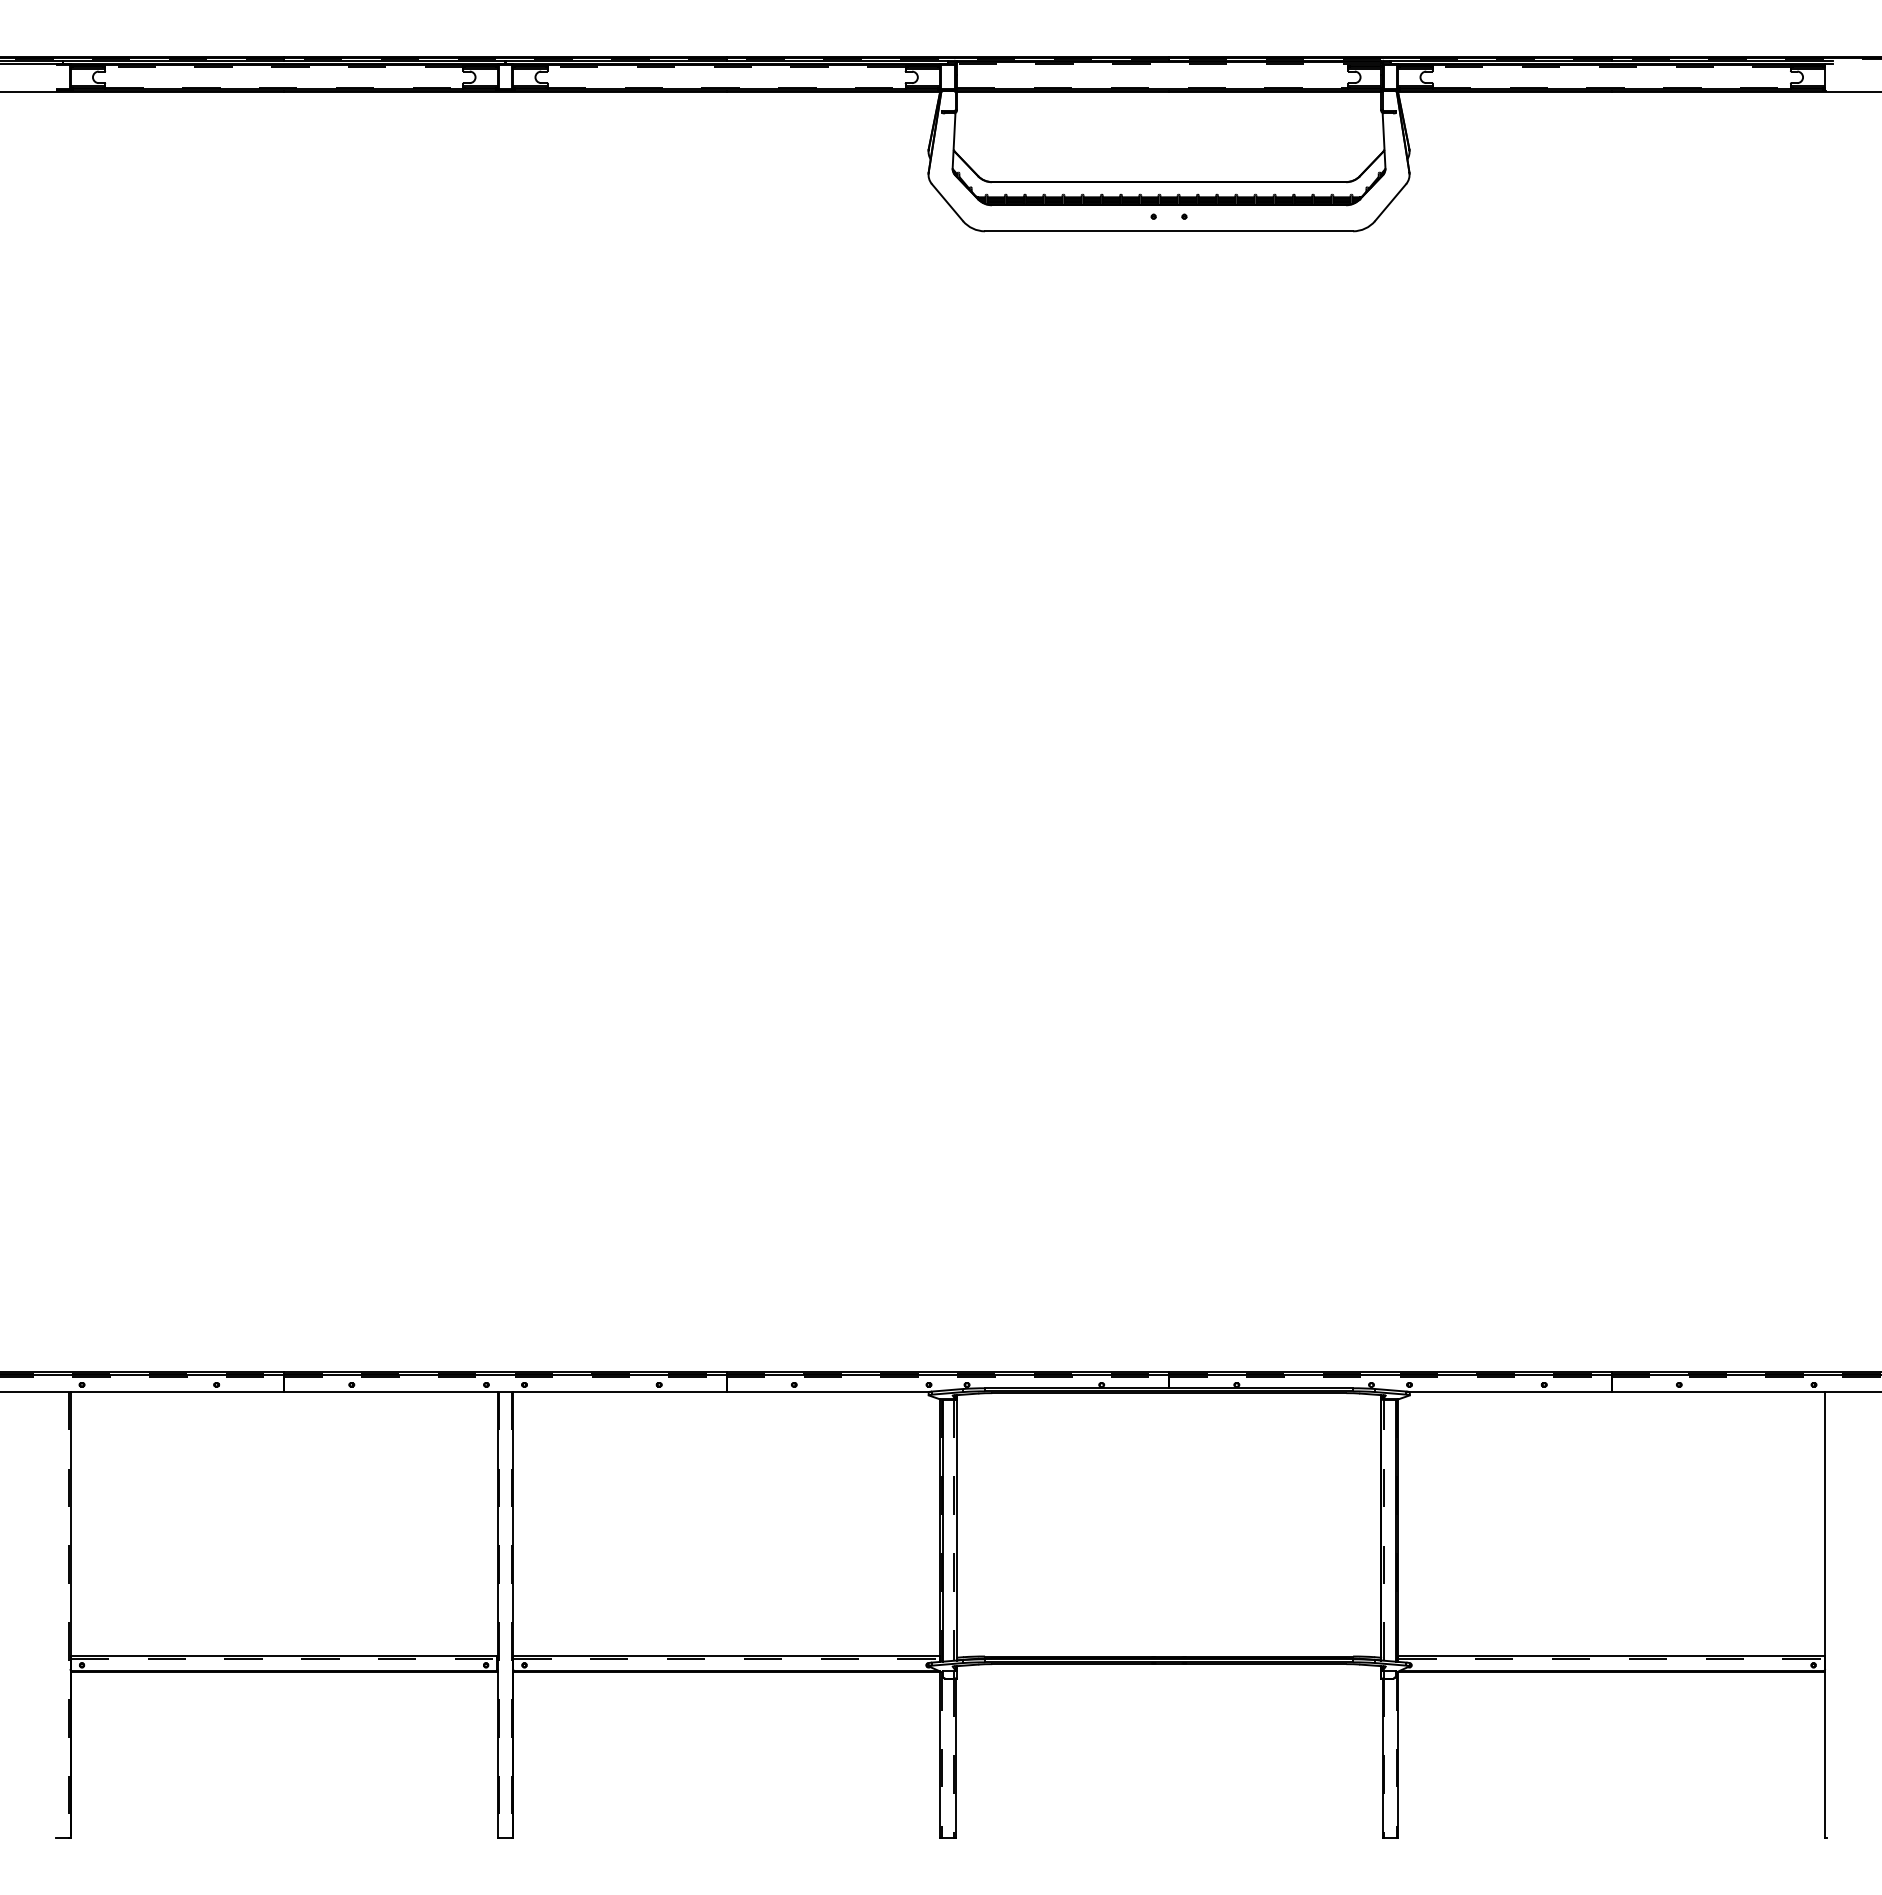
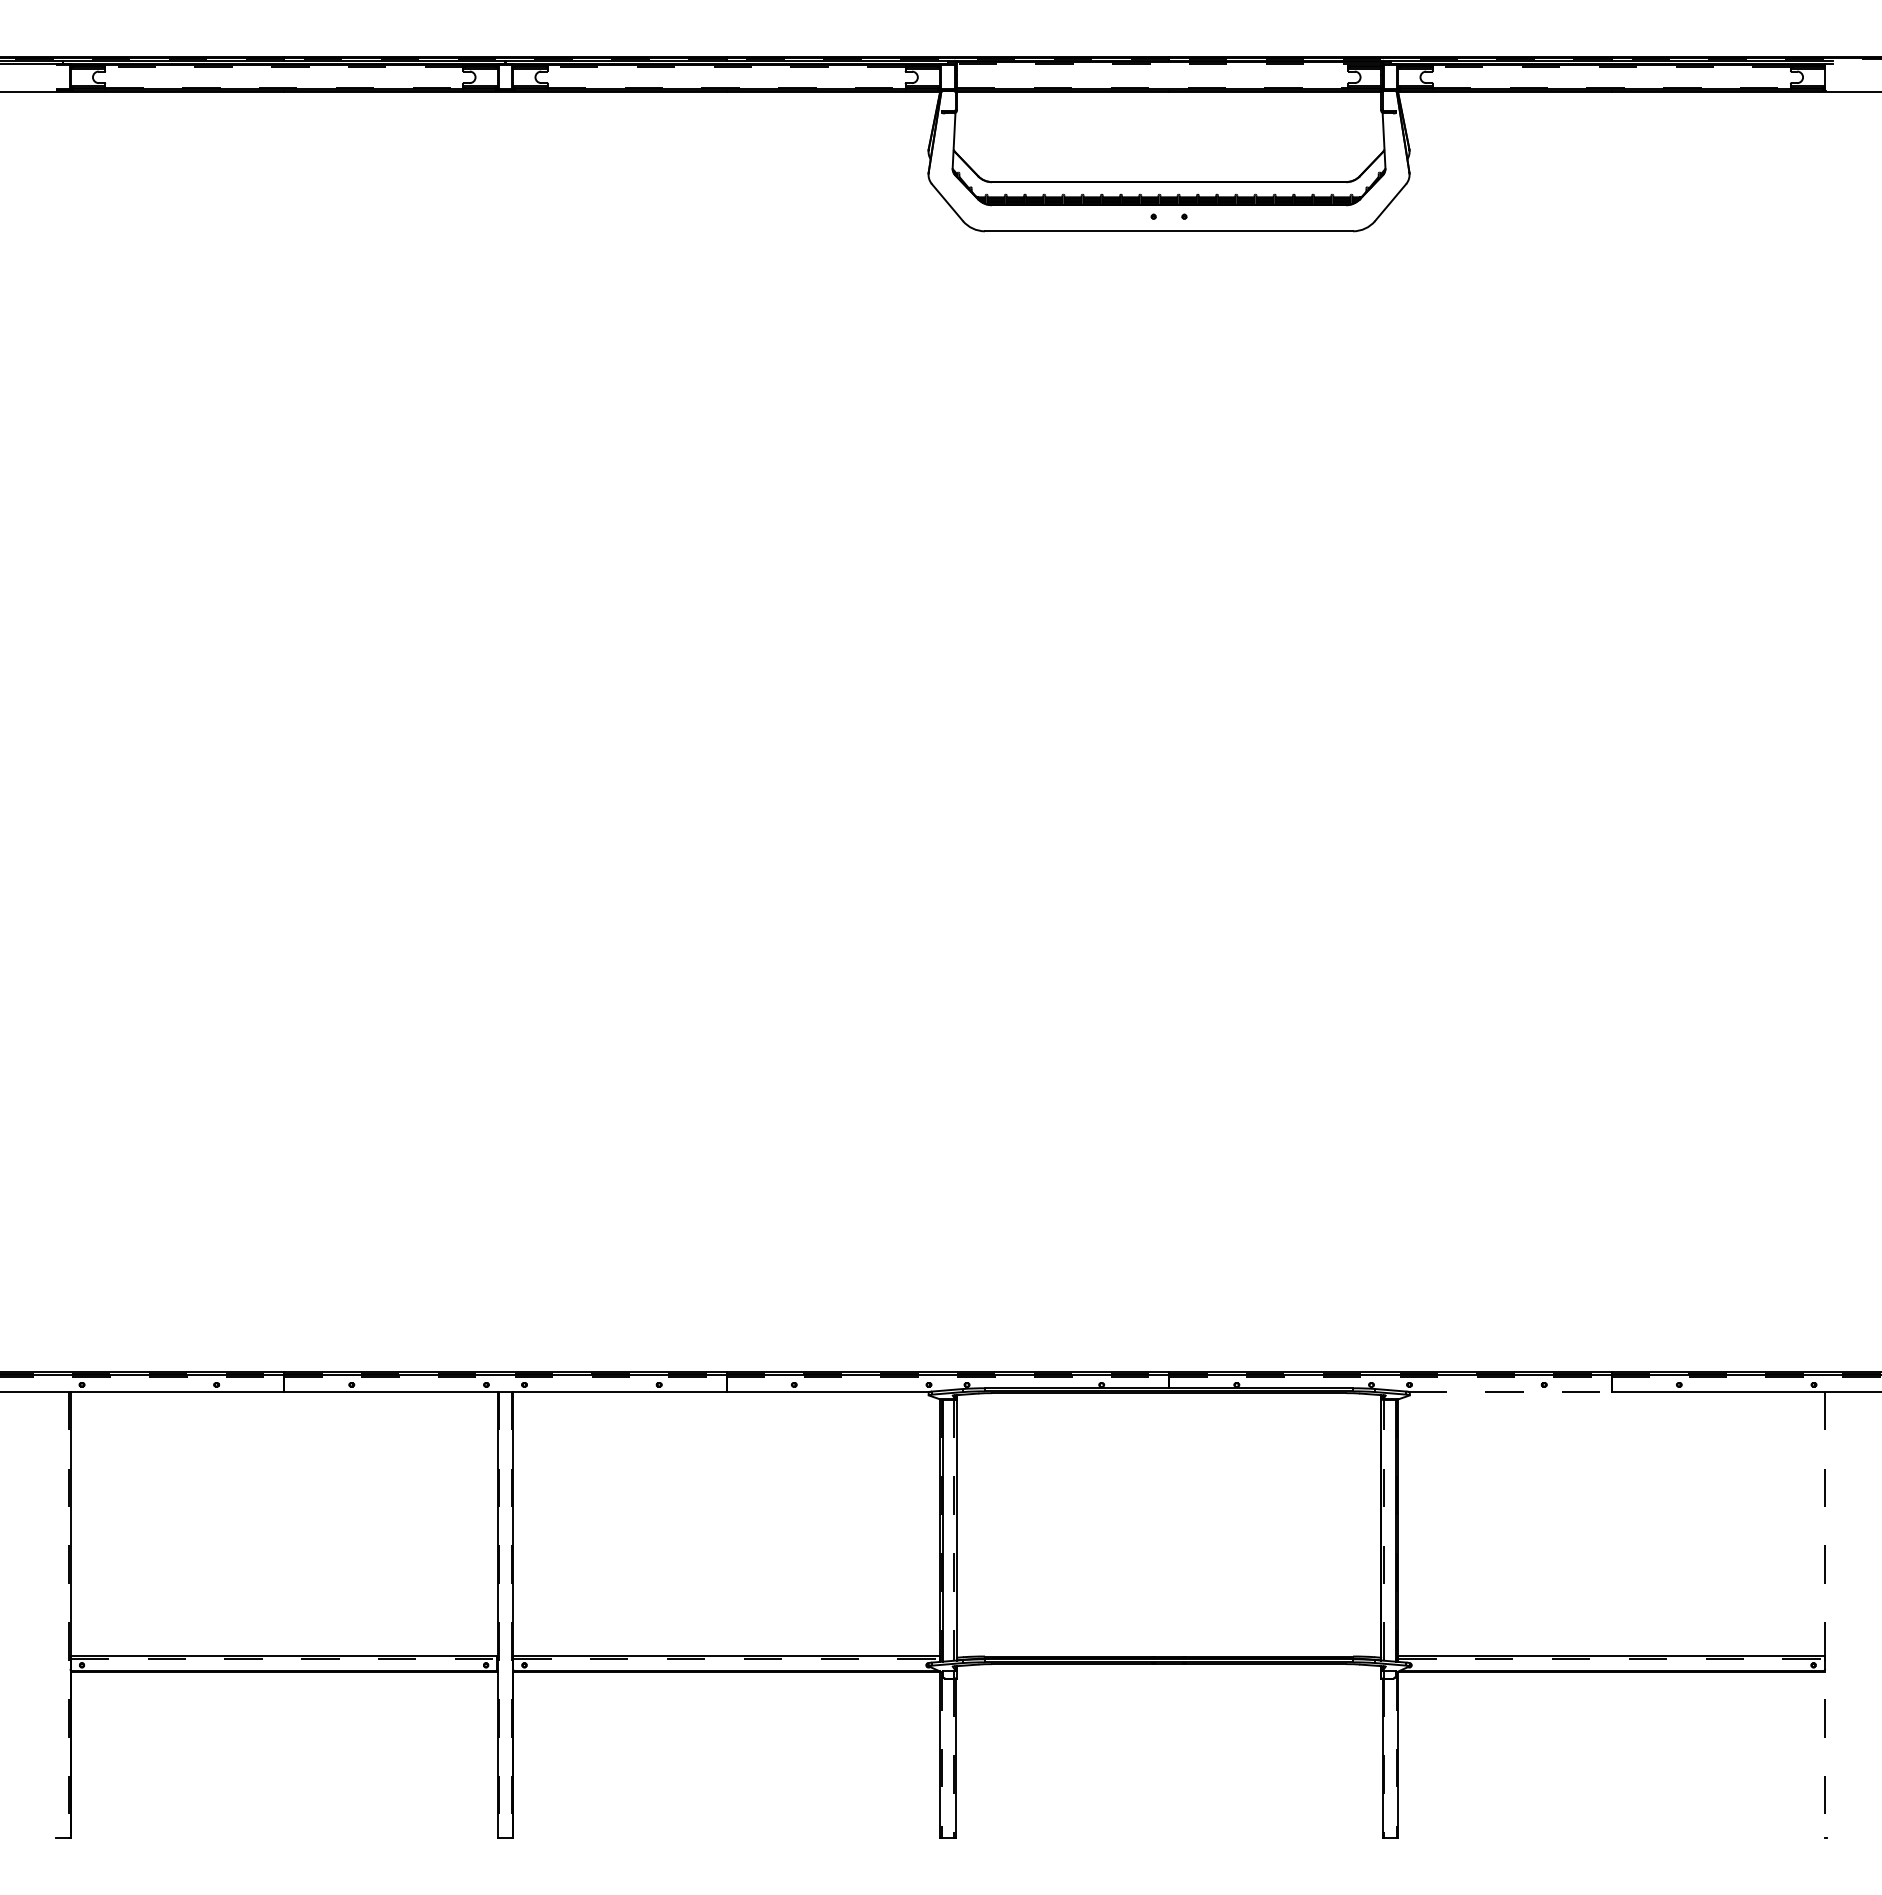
line: solid -> dashed (1510, 1391)
line: solid -> dashed (1825, 1615)
